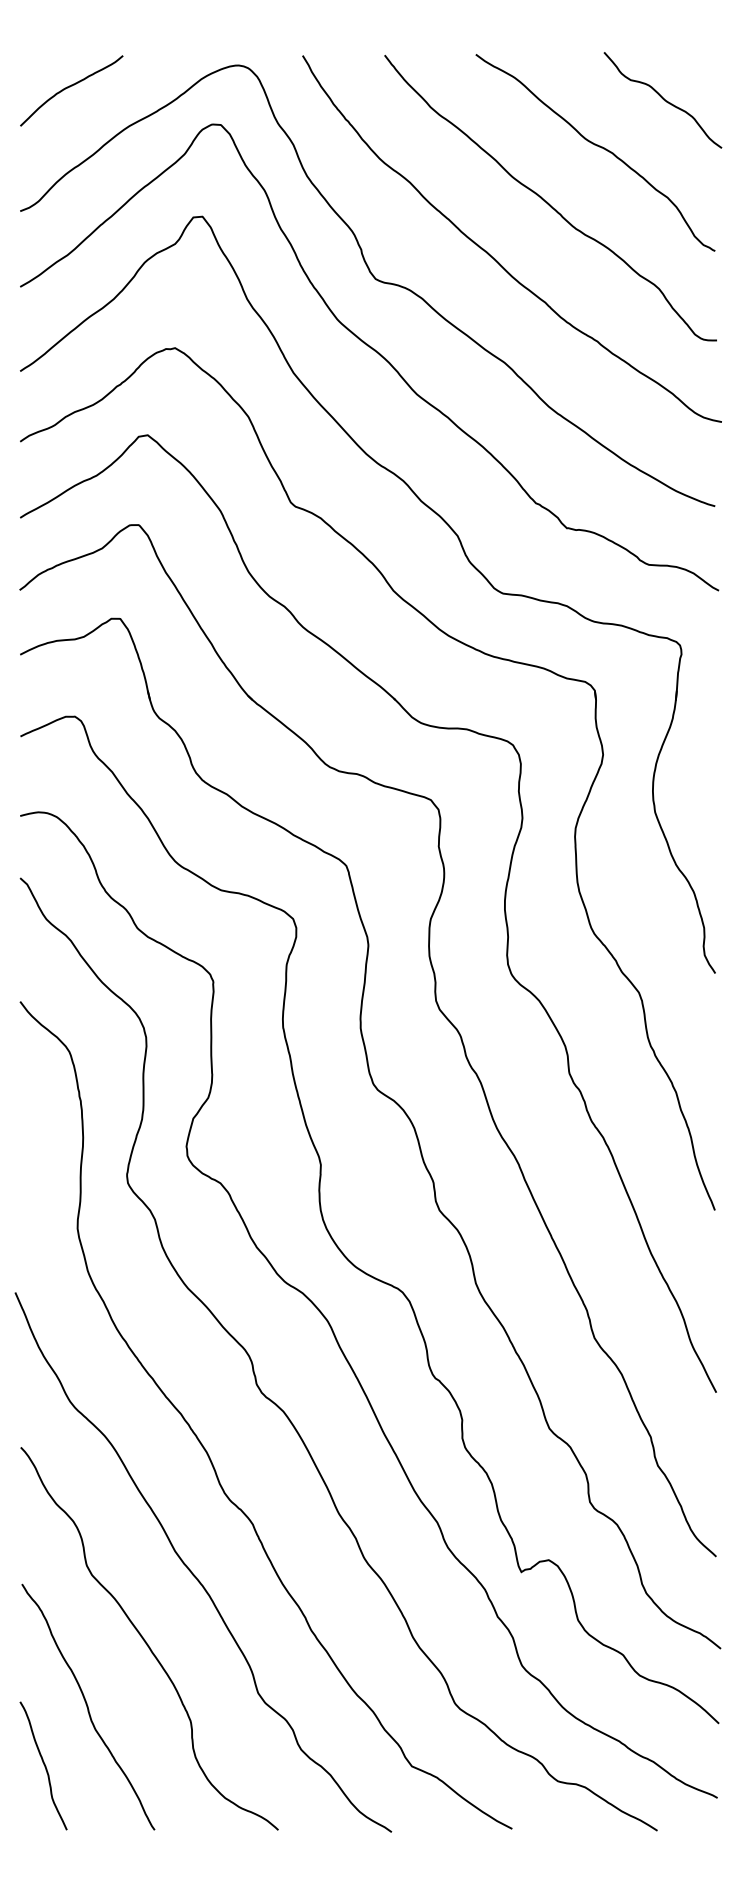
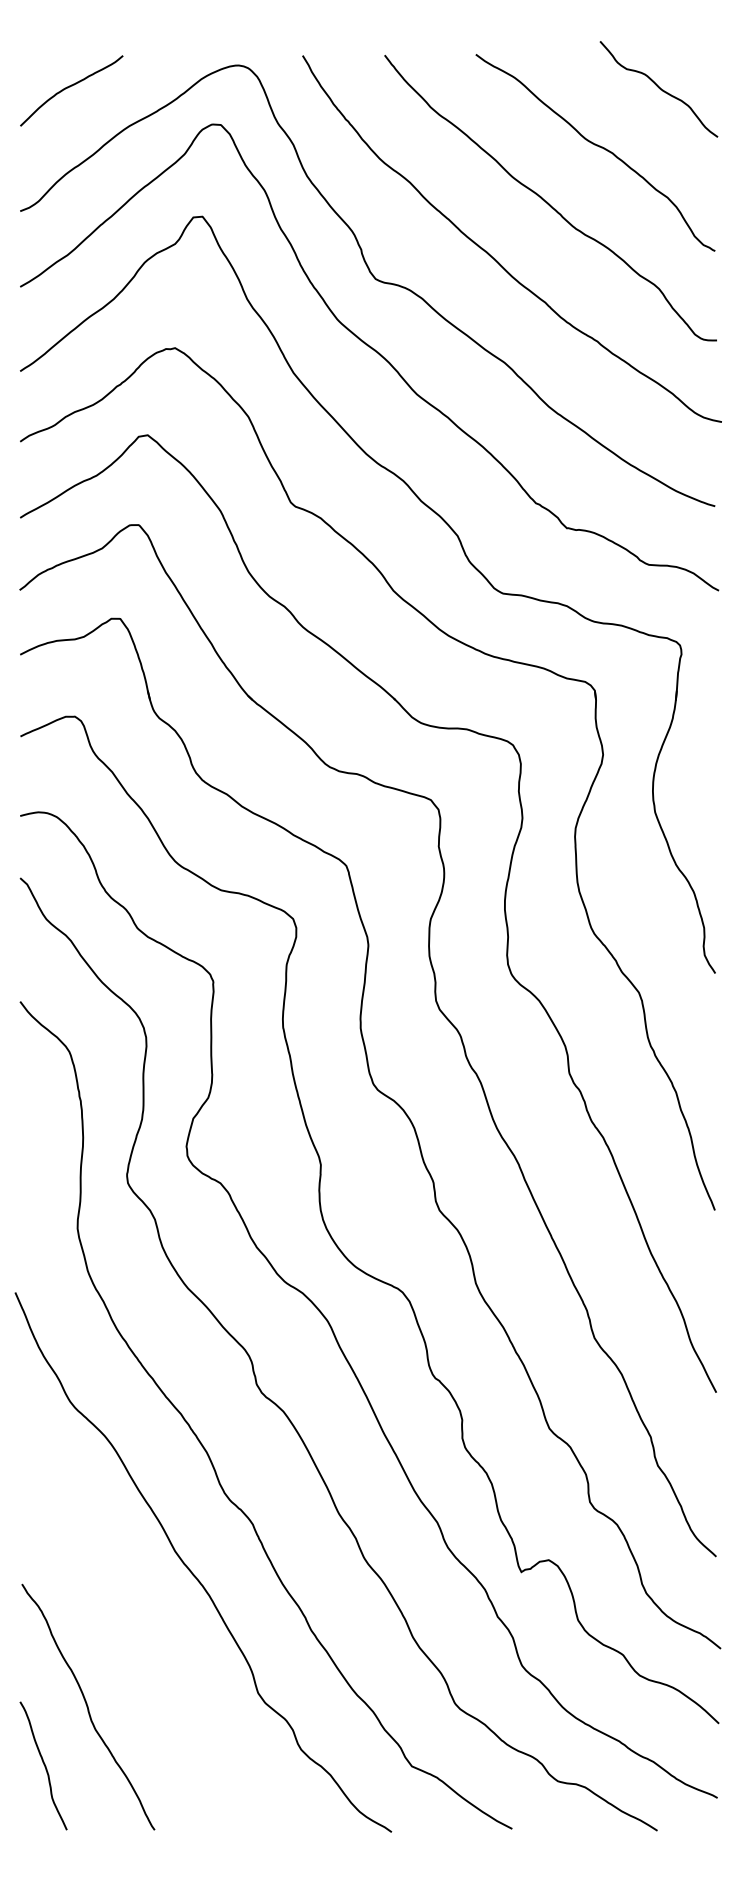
curve position: (662, 99) -> (658, 88) (658, 88)
curve: present -> none (146, 1641)
